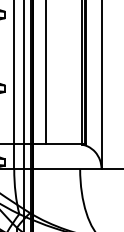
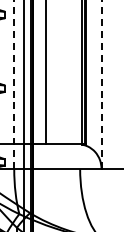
line: solid -> dashed (14, 84)
line: solid -> dashed (101, 84)
